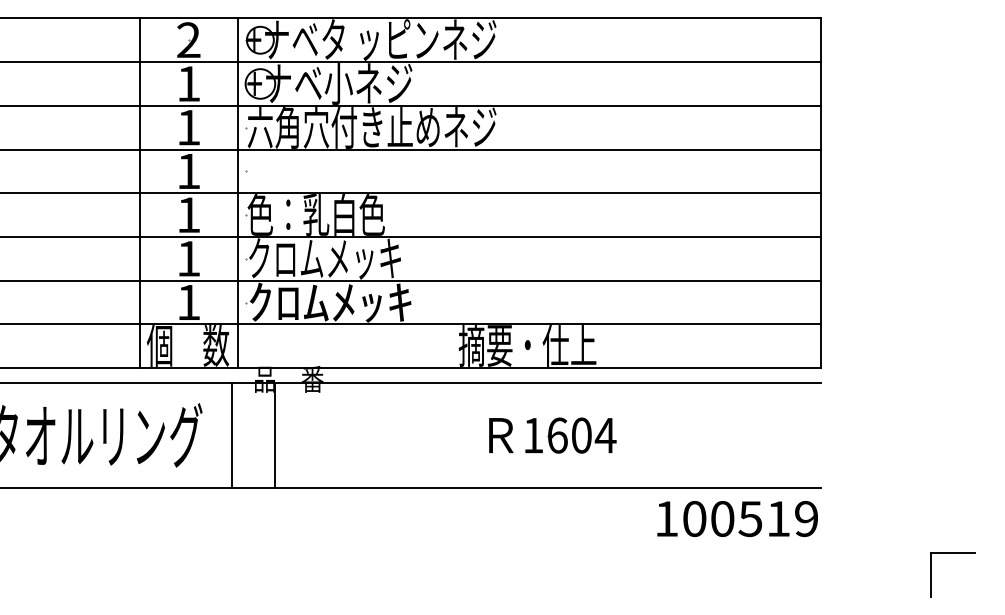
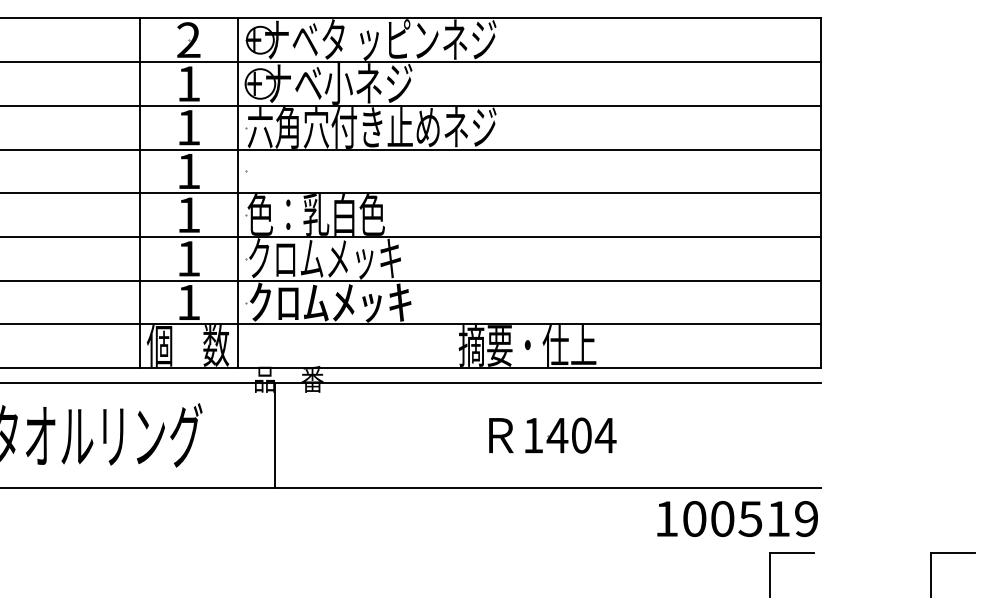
line: present -> none (231, 435)
text: 1604 -> 1404 (557, 435)
part: none -> present (791, 553)
